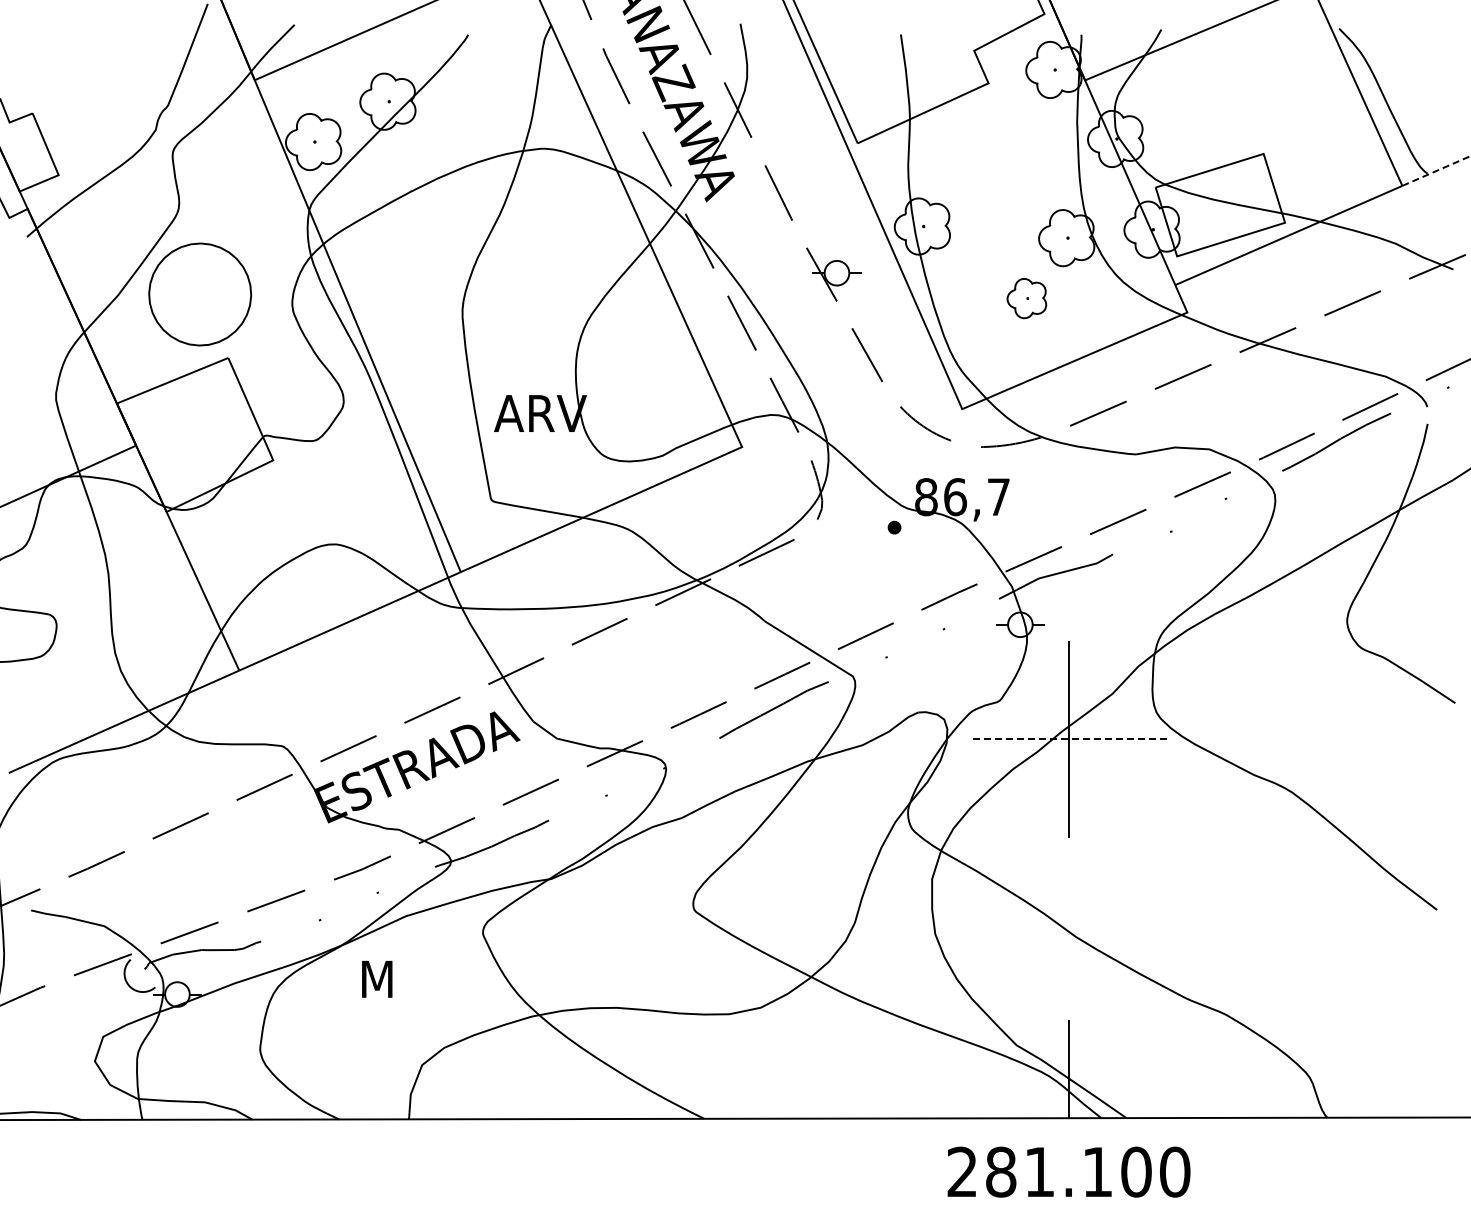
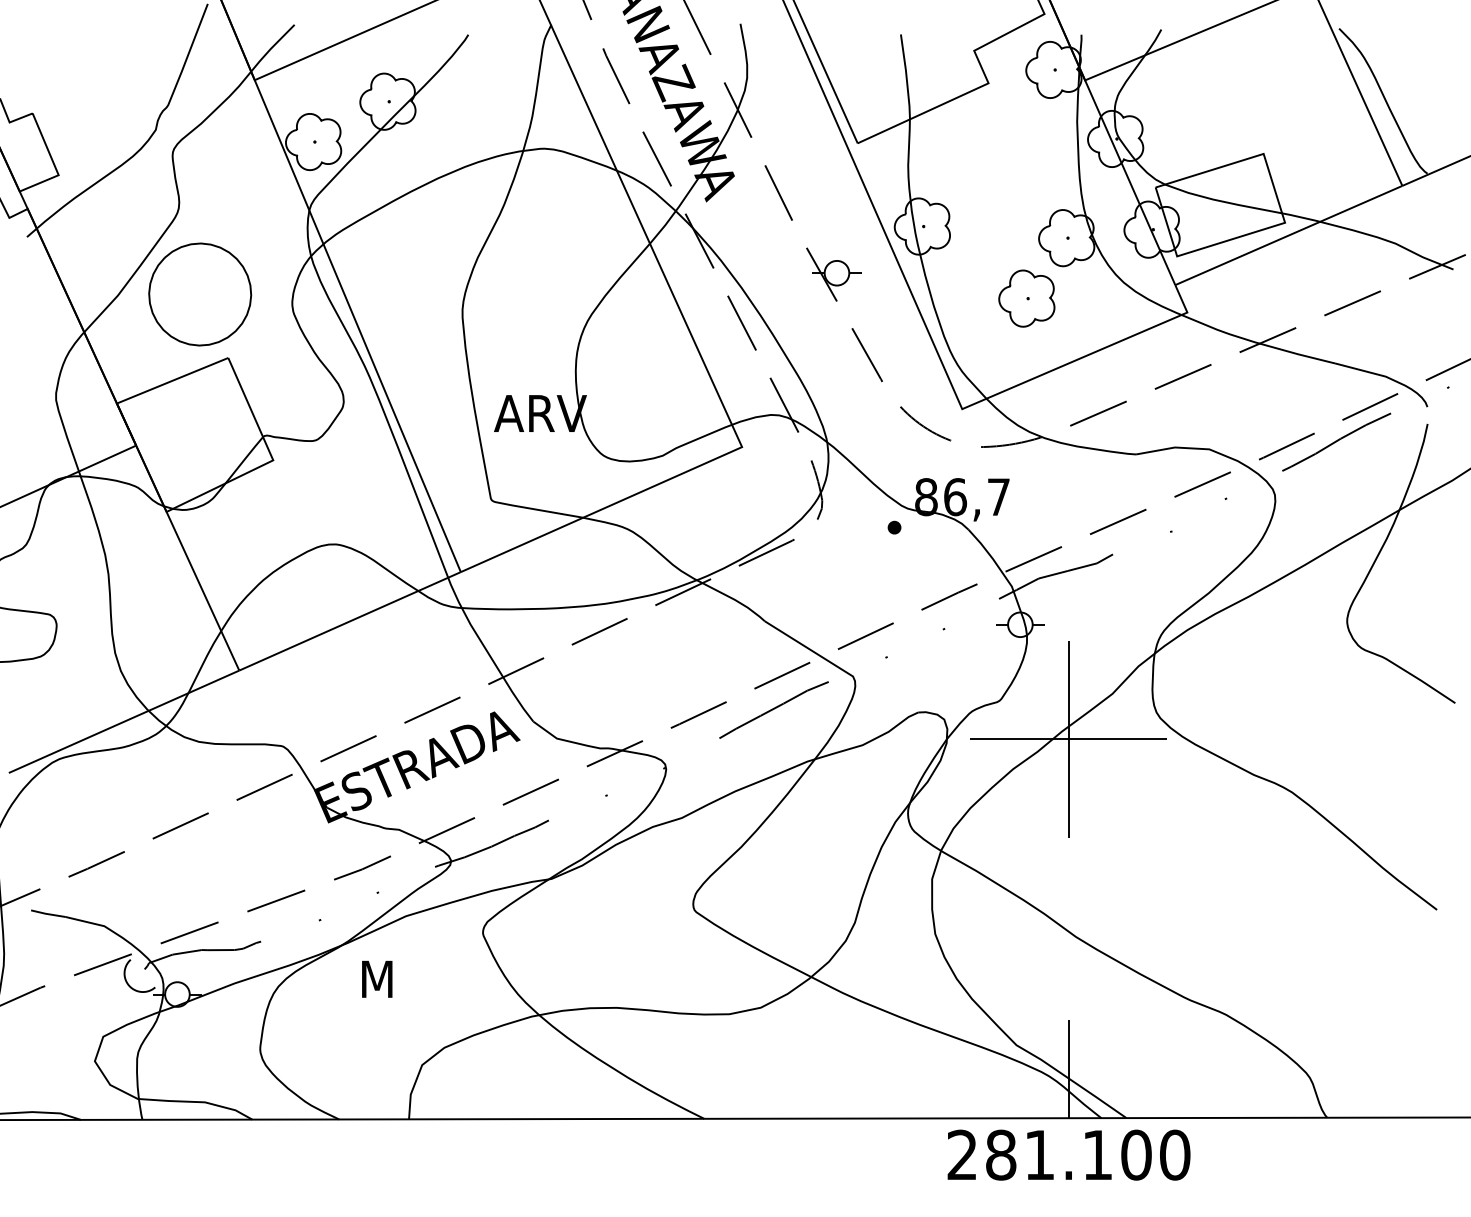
line: dashed -> solid (1436, 171)
part size: 42x42 px -> 58x59 px (1026, 298)
line: dashed -> solid (1068, 739)
text position: (1068, 1171) -> (1068, 1154) (1068, 1154)
